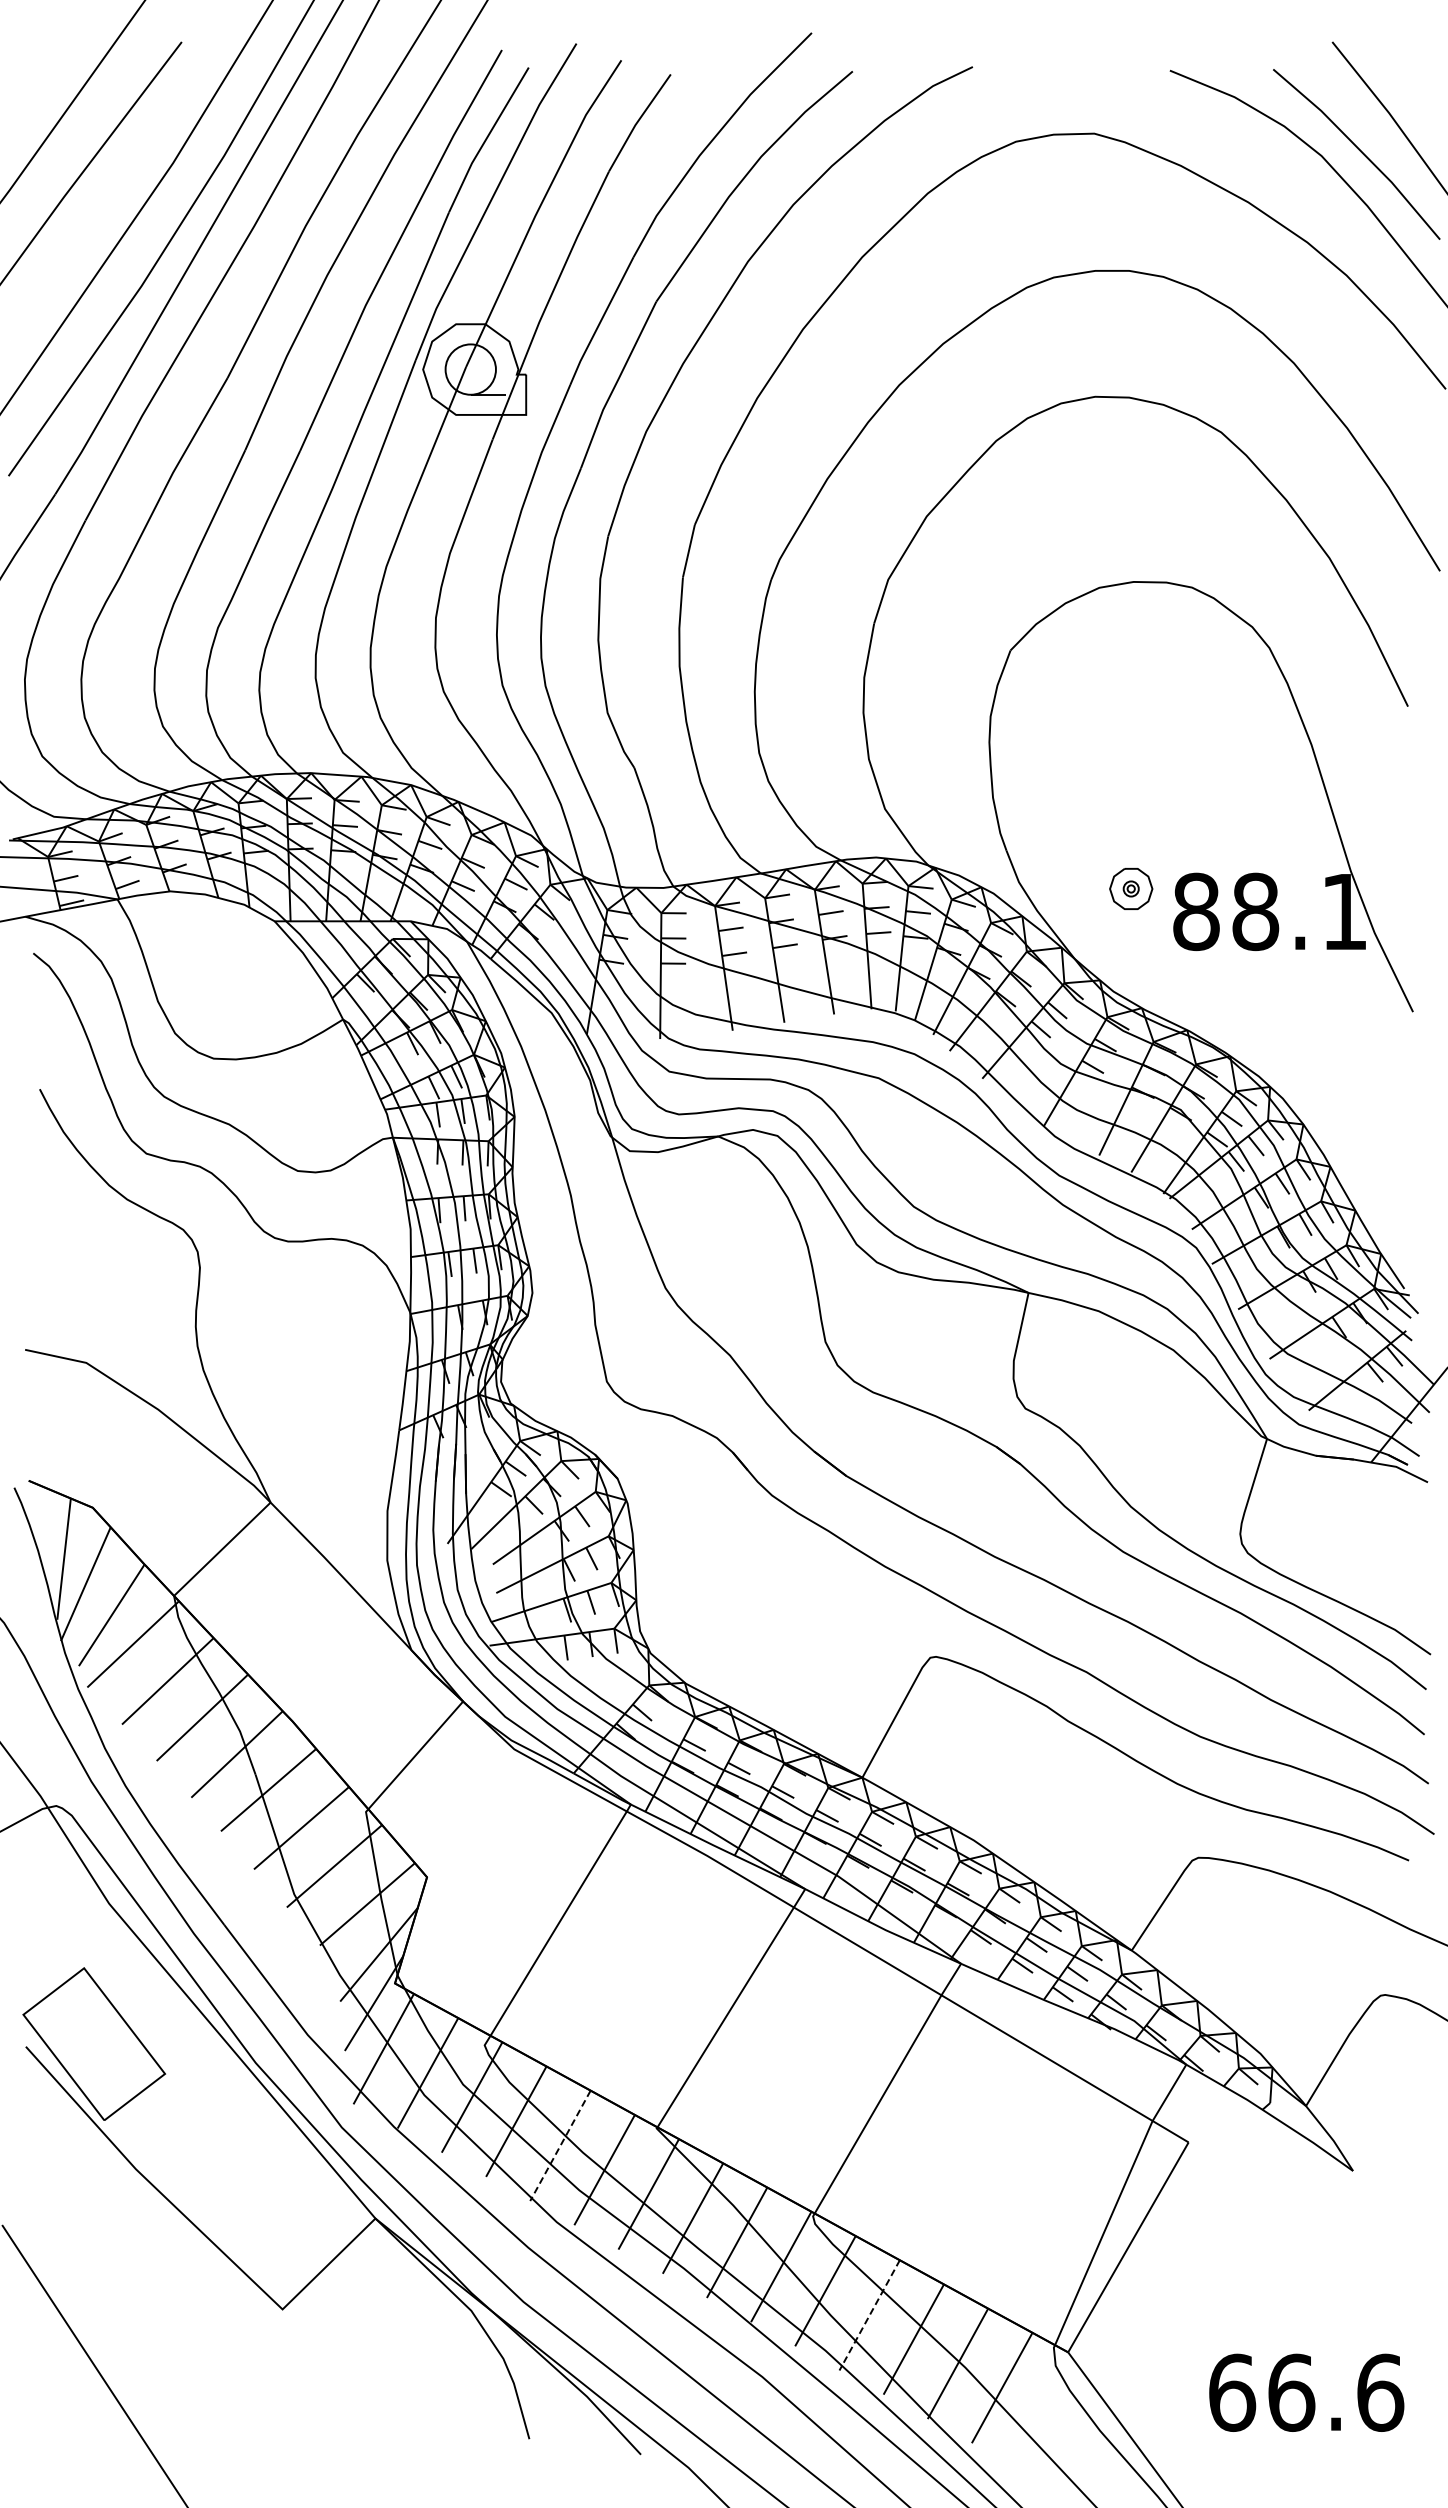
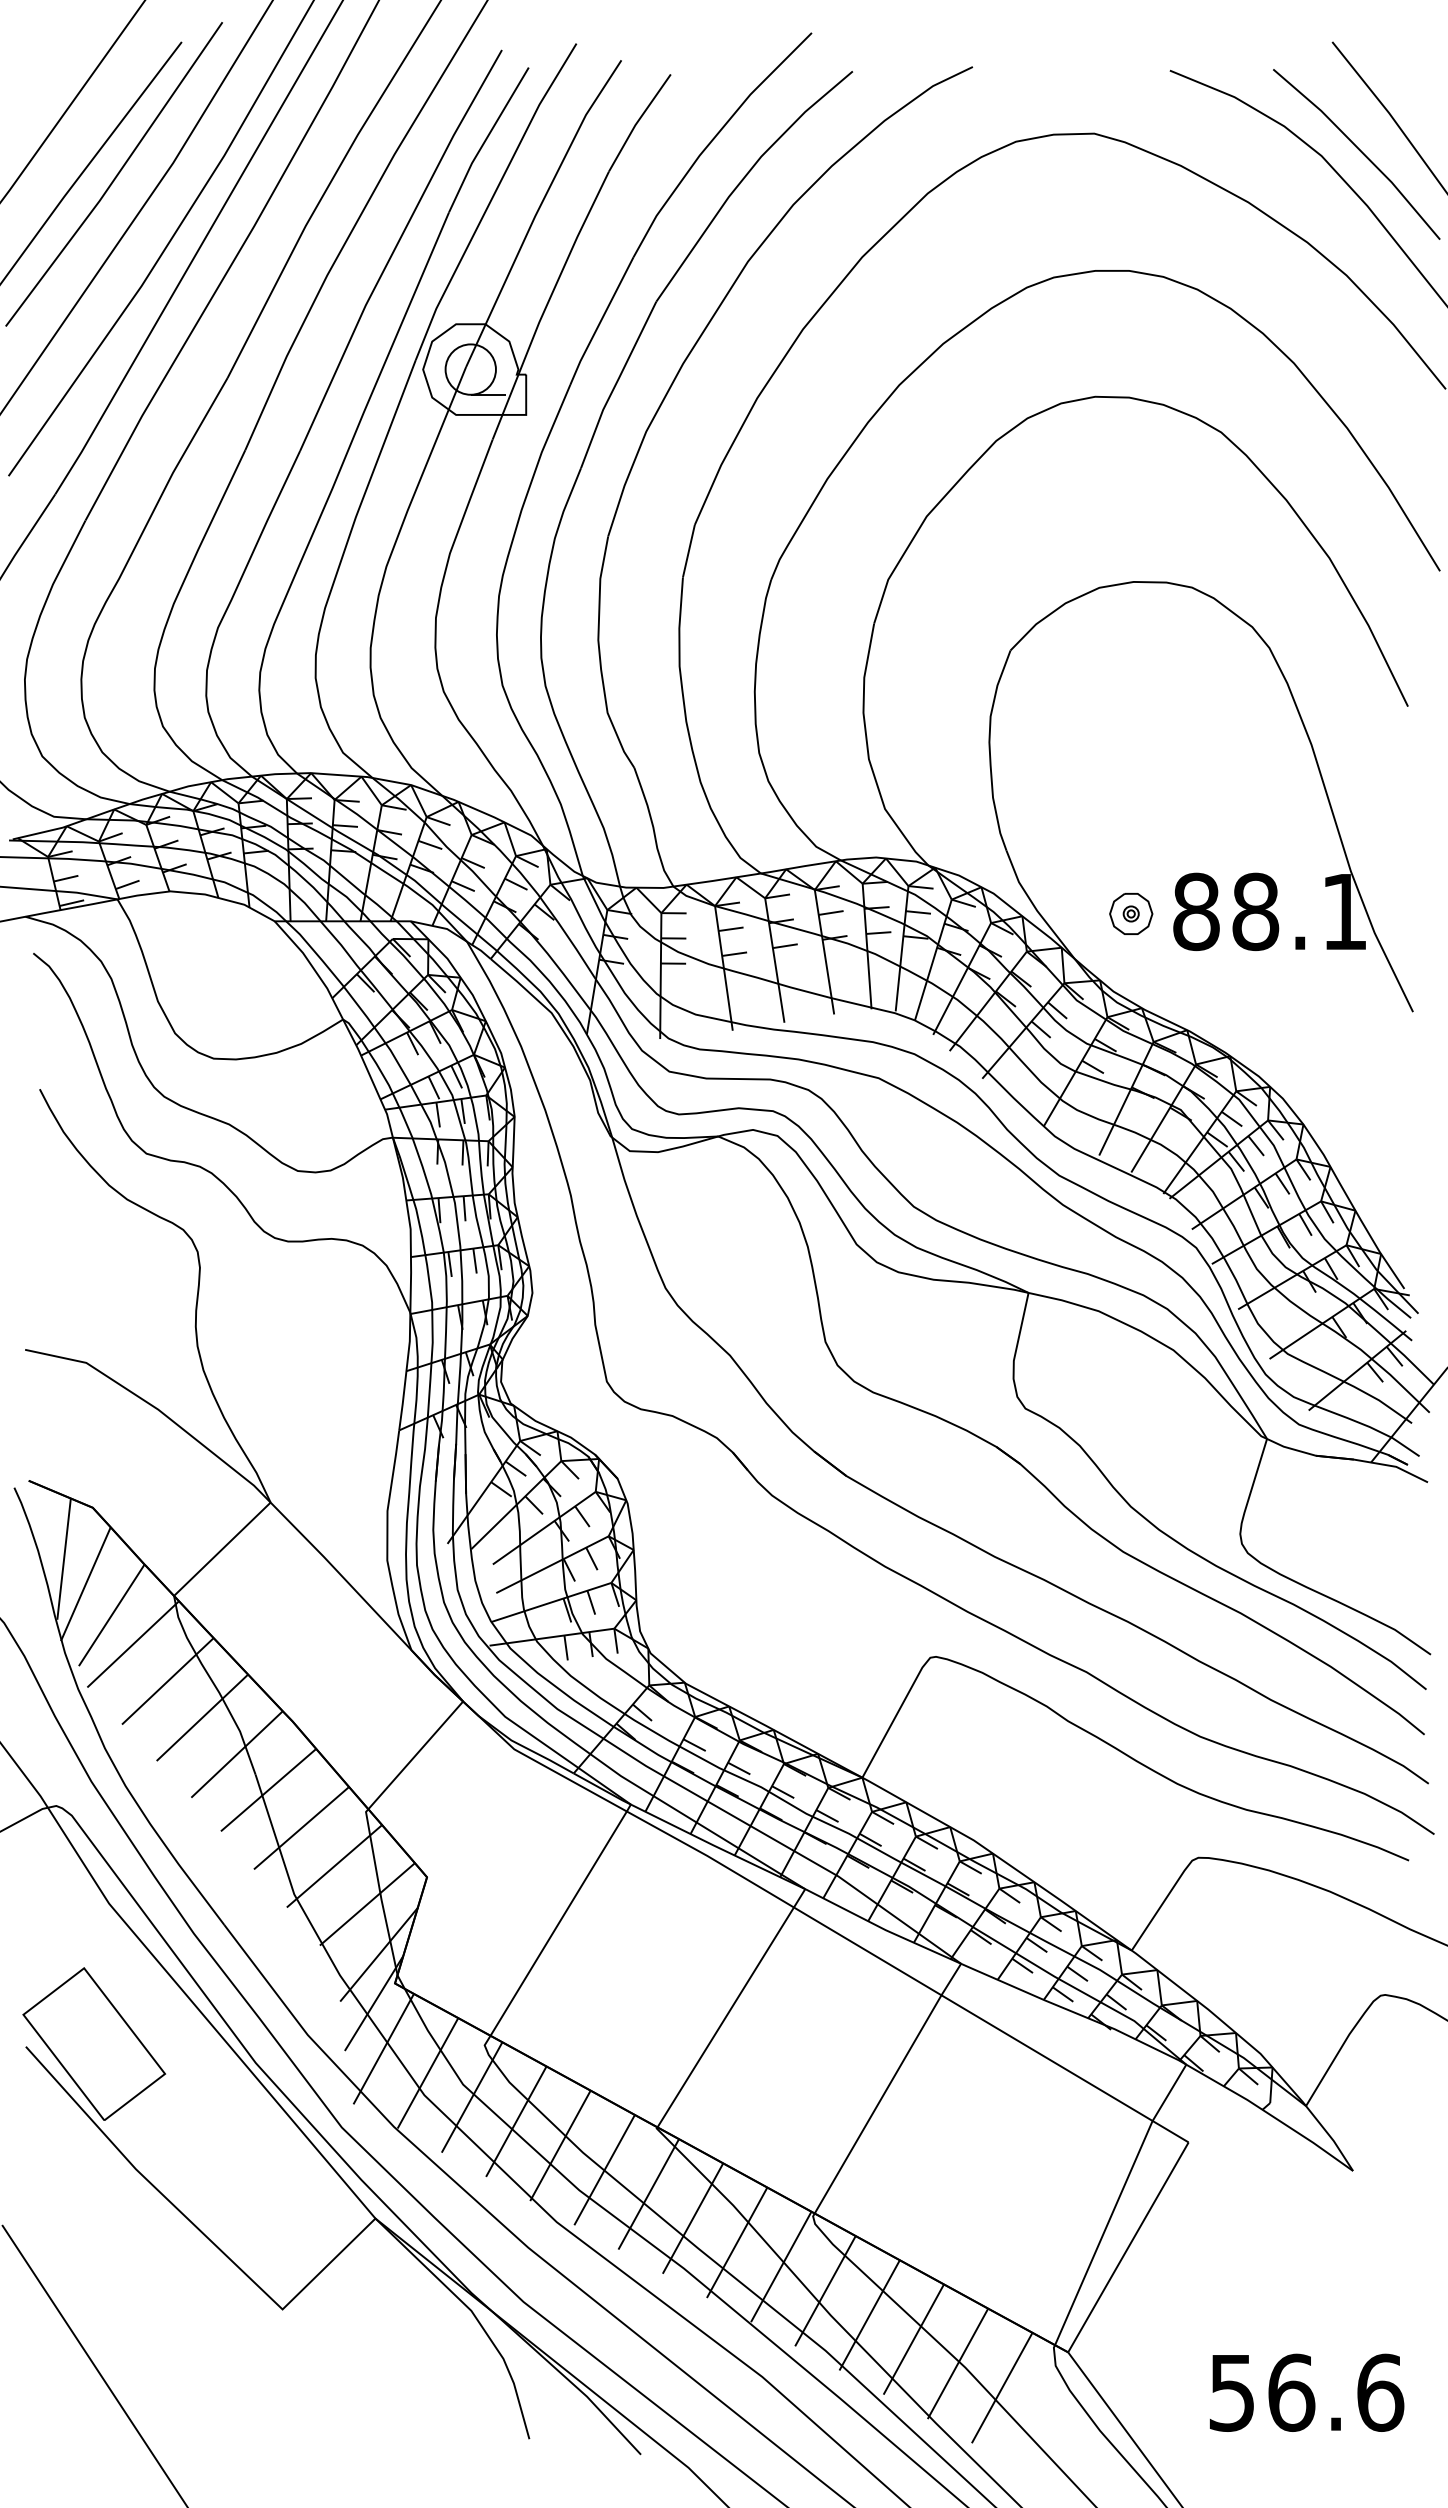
line: none -> present (115, 176)
part position: (1131, 888) -> (1131, 913) (1131, 913)
line: dashed -> solid (560, 2145)
line: dashed -> solid (869, 2315)
text: 66.6 -> 56.6 (1232, 2392)
